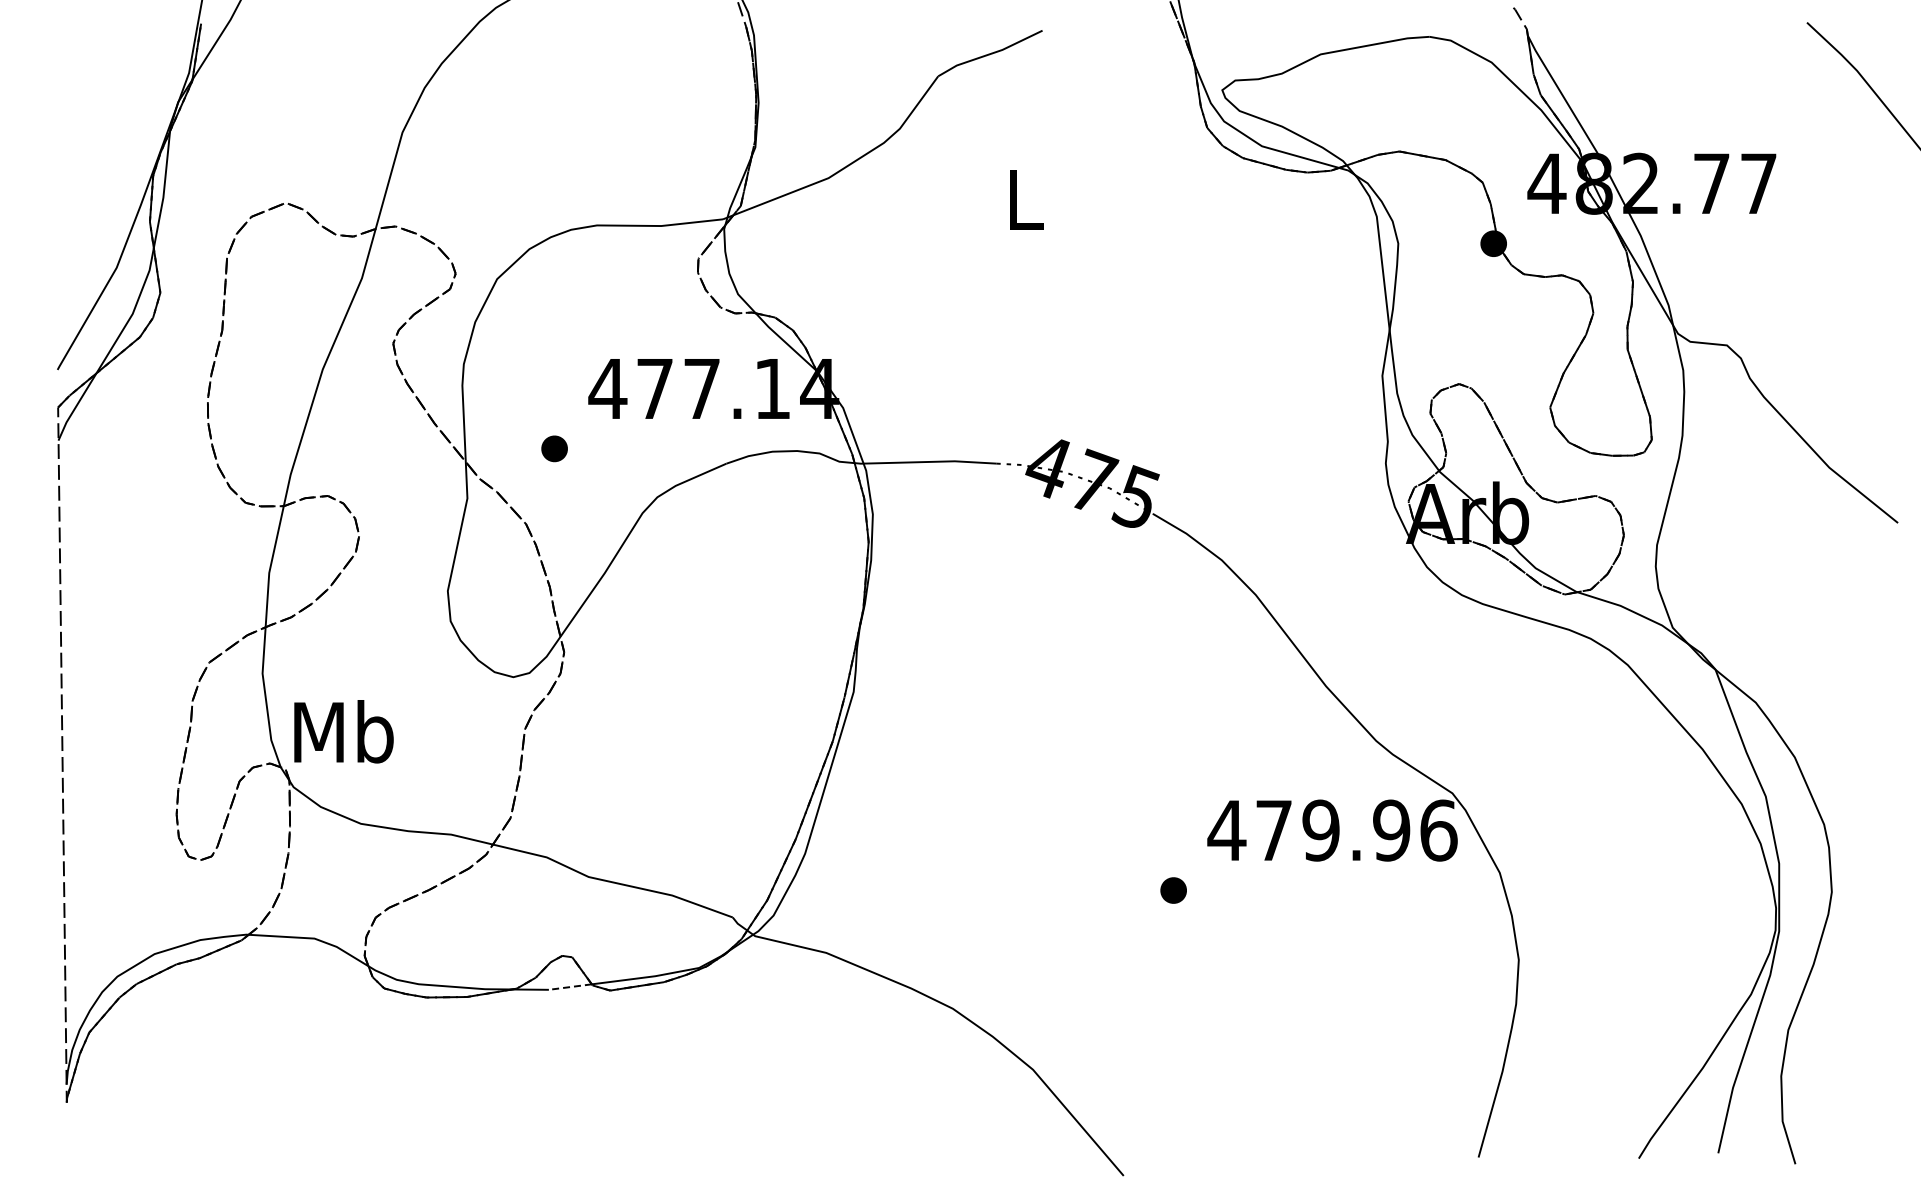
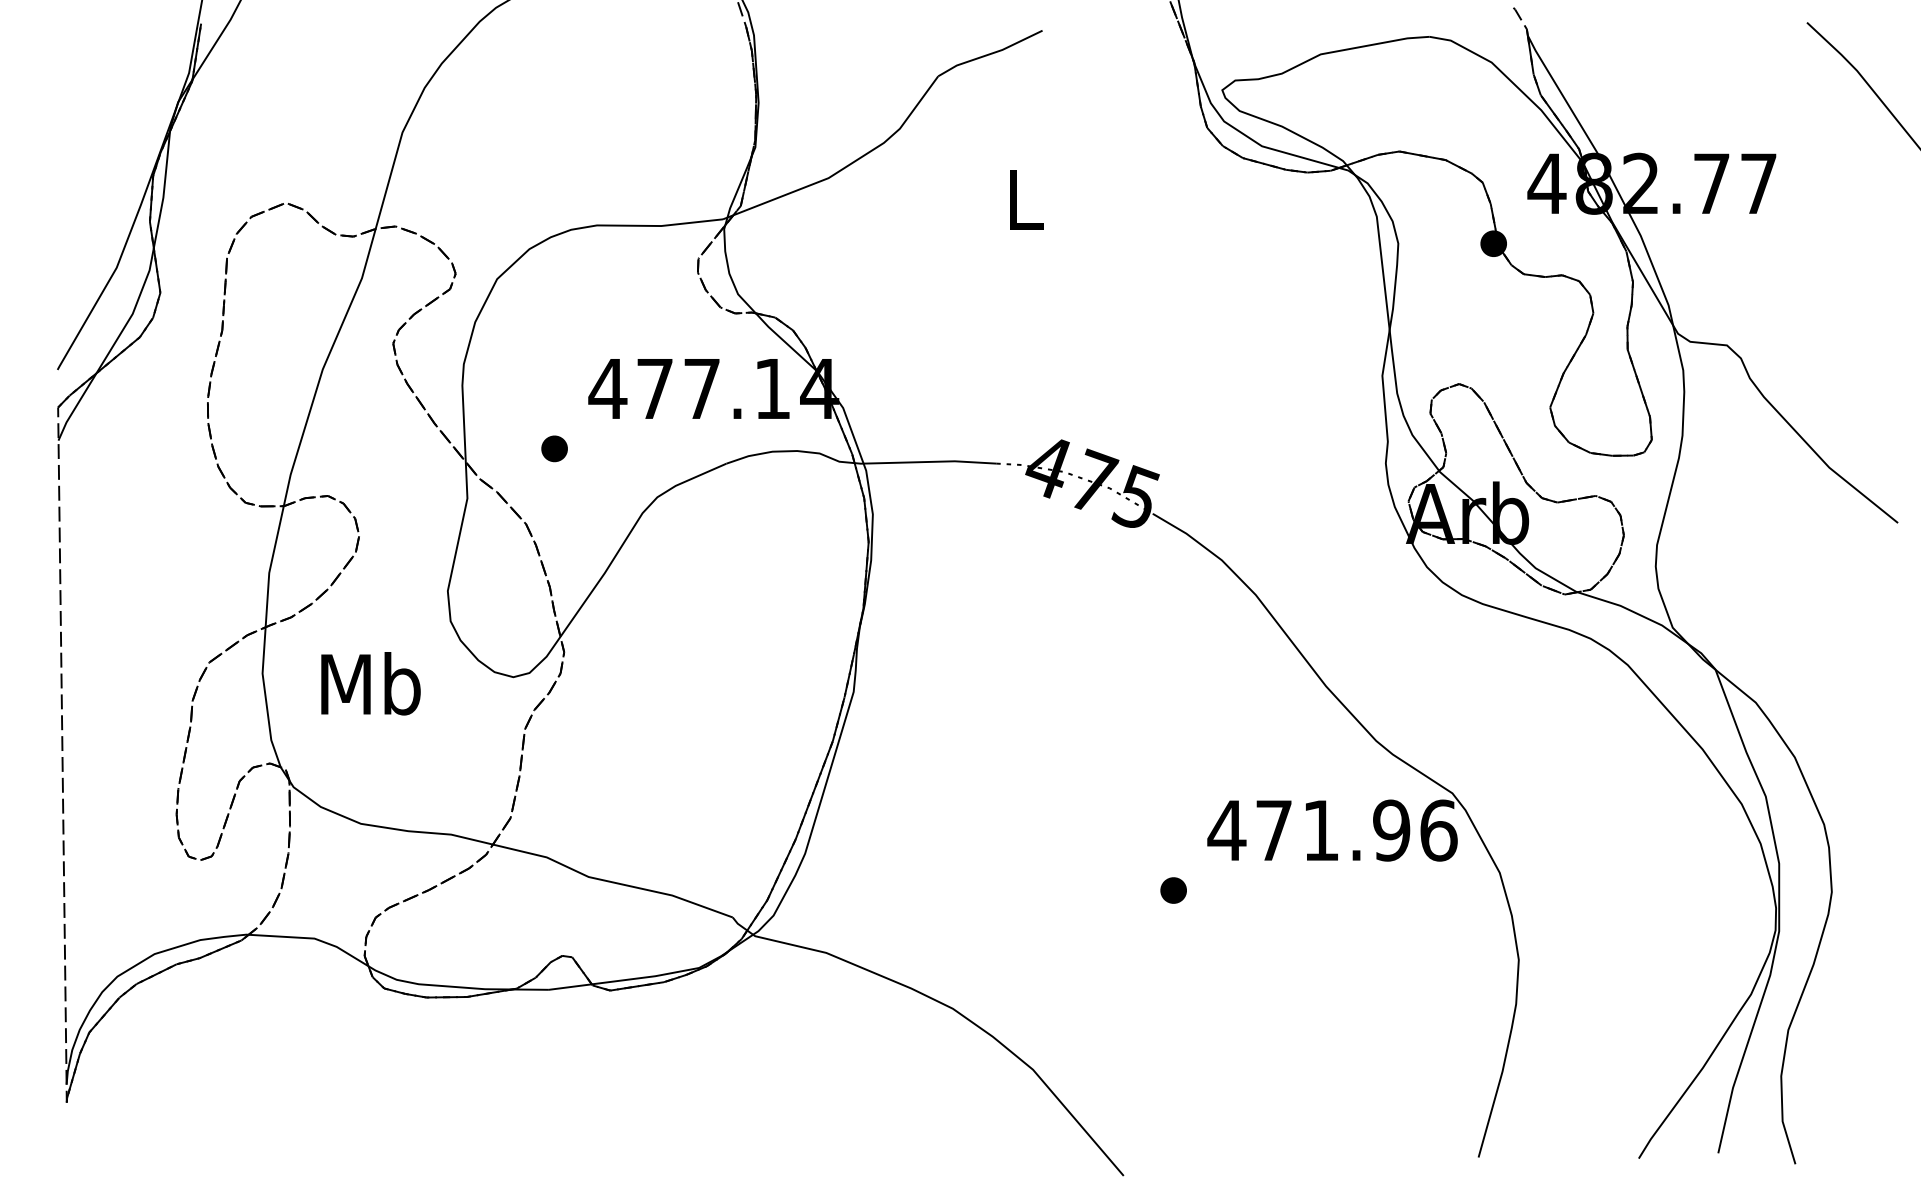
text position: (343, 731) -> (370, 683) (370, 683)
text: 479.96 -> 471.96 (1320, 830)
line: dashed -> solid (570, 987)
